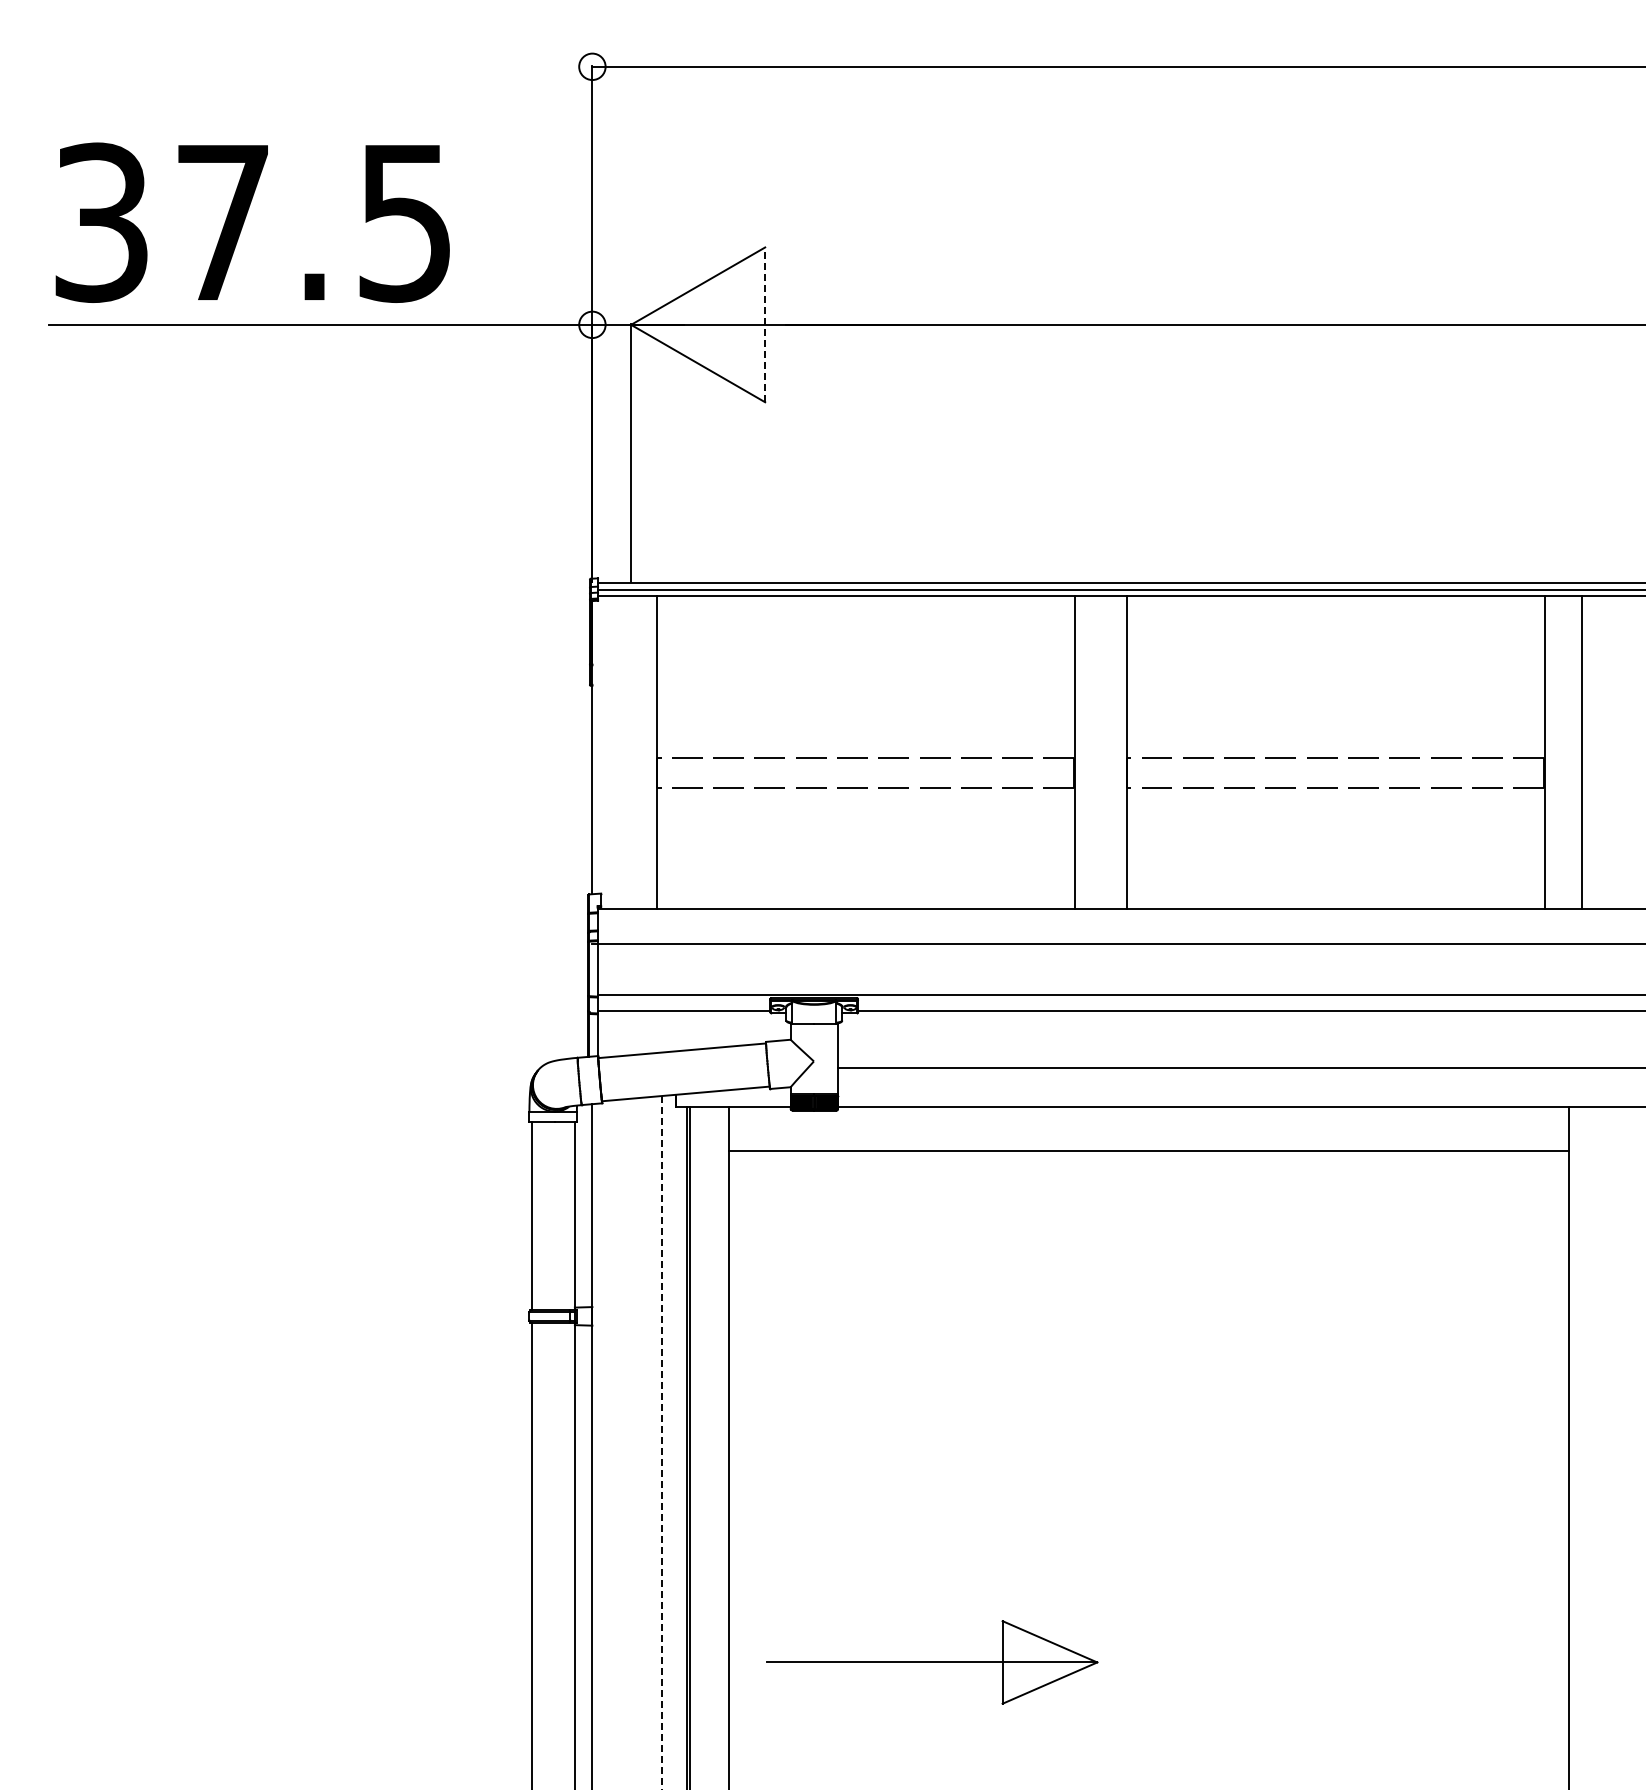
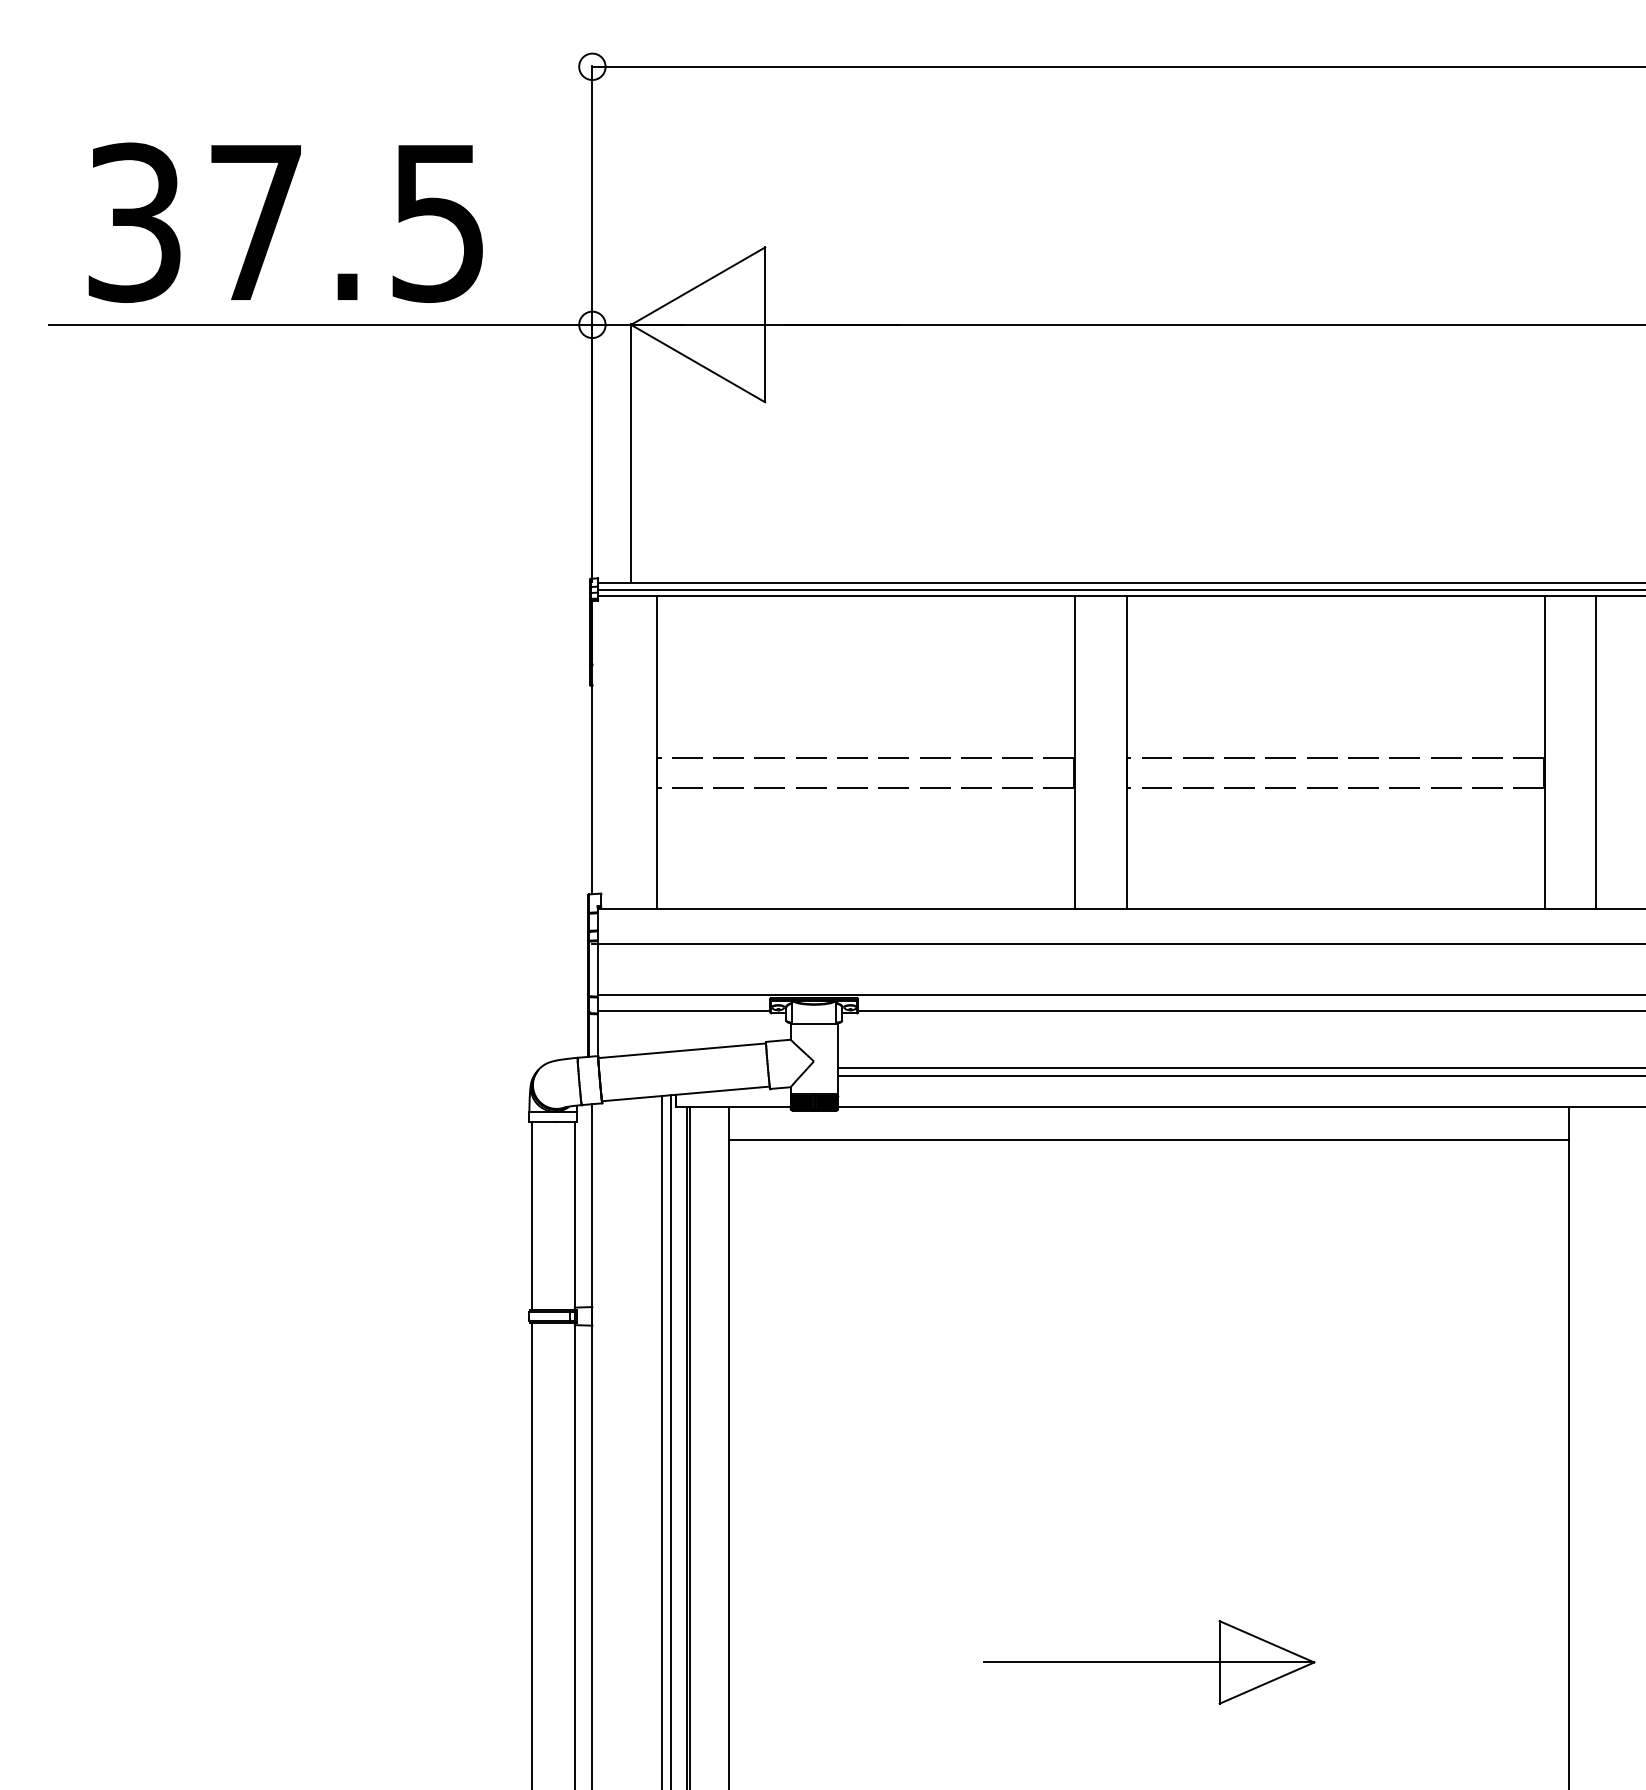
text position: (252, 222) -> (285, 222) (285, 222)
line: dashed -> solid (765, 324)
line position: (1582, 752) -> (1596, 752) (1596, 752)
line: none -> present (1239, 1075)
line position: (1149, 1150) -> (1149, 1139) (1149, 1139)
line: none -> present (671, 1440)
line: dashed -> solid (662, 1442)
part position: (932, 1662) -> (1149, 1662) (1149, 1662)
